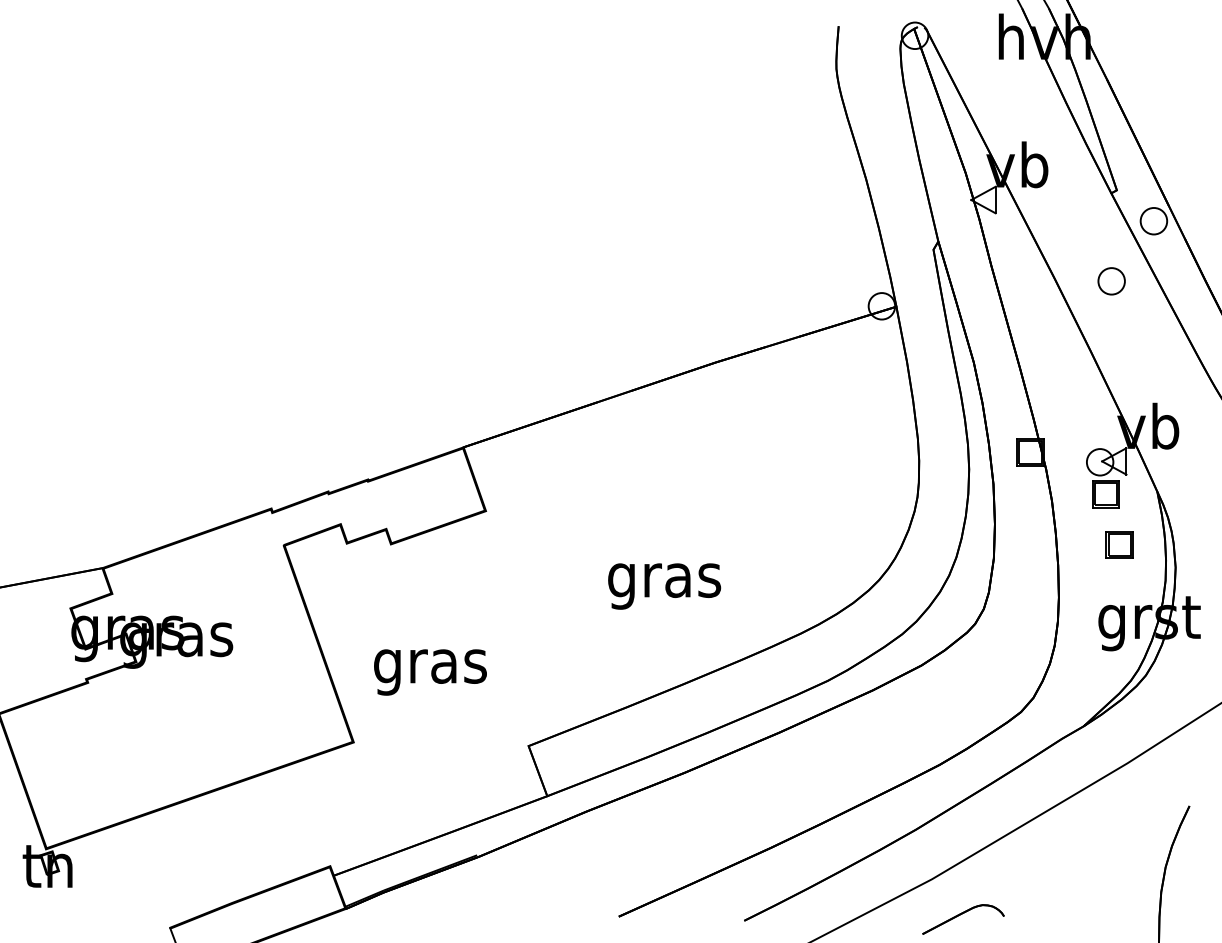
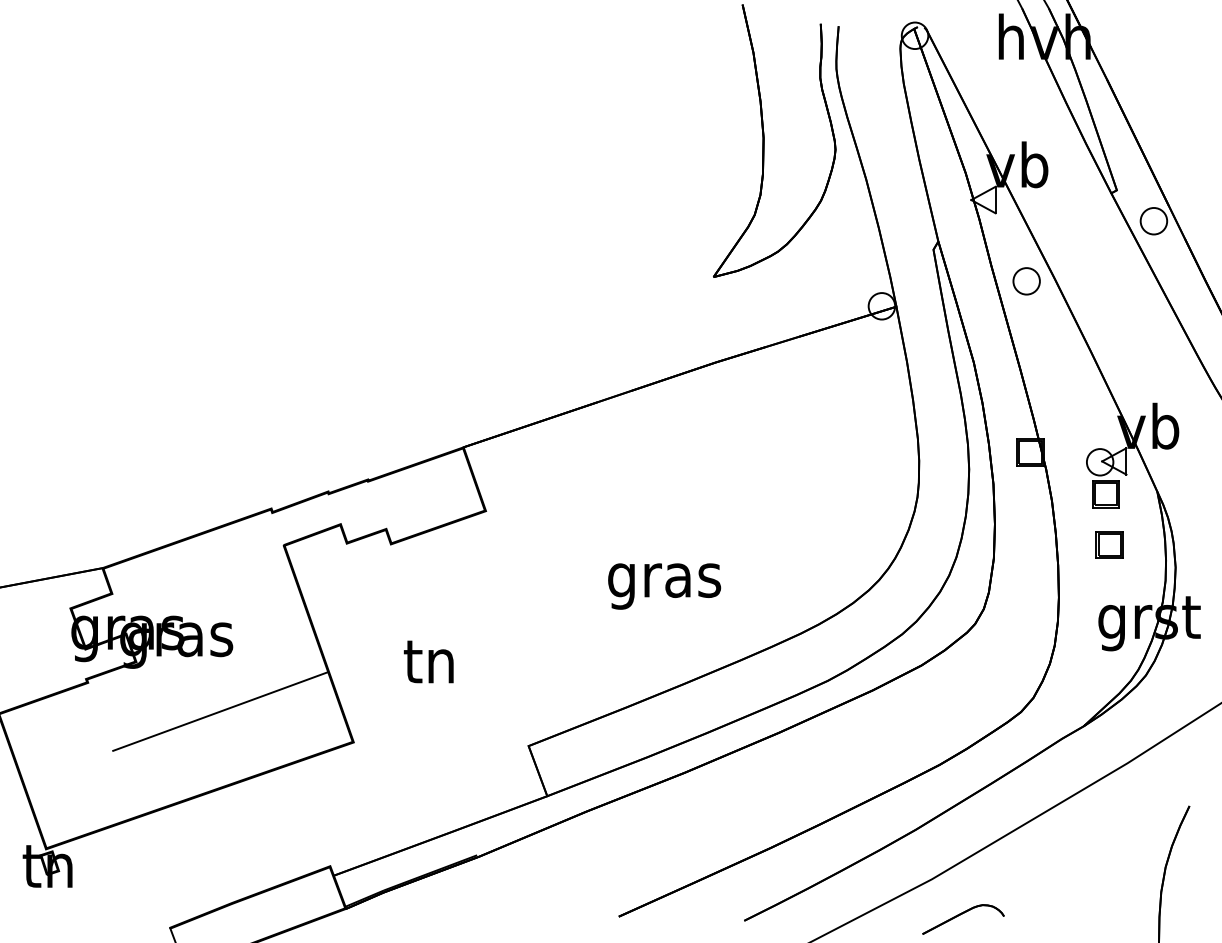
part: none -> present (764, 140)
part position: (1111, 281) -> (1026, 281) (1026, 281)
part position: (1119, 544) -> (1109, 544) (1109, 544)
text: gras -> tn (430, 667)
line: none -> present (220, 711)
